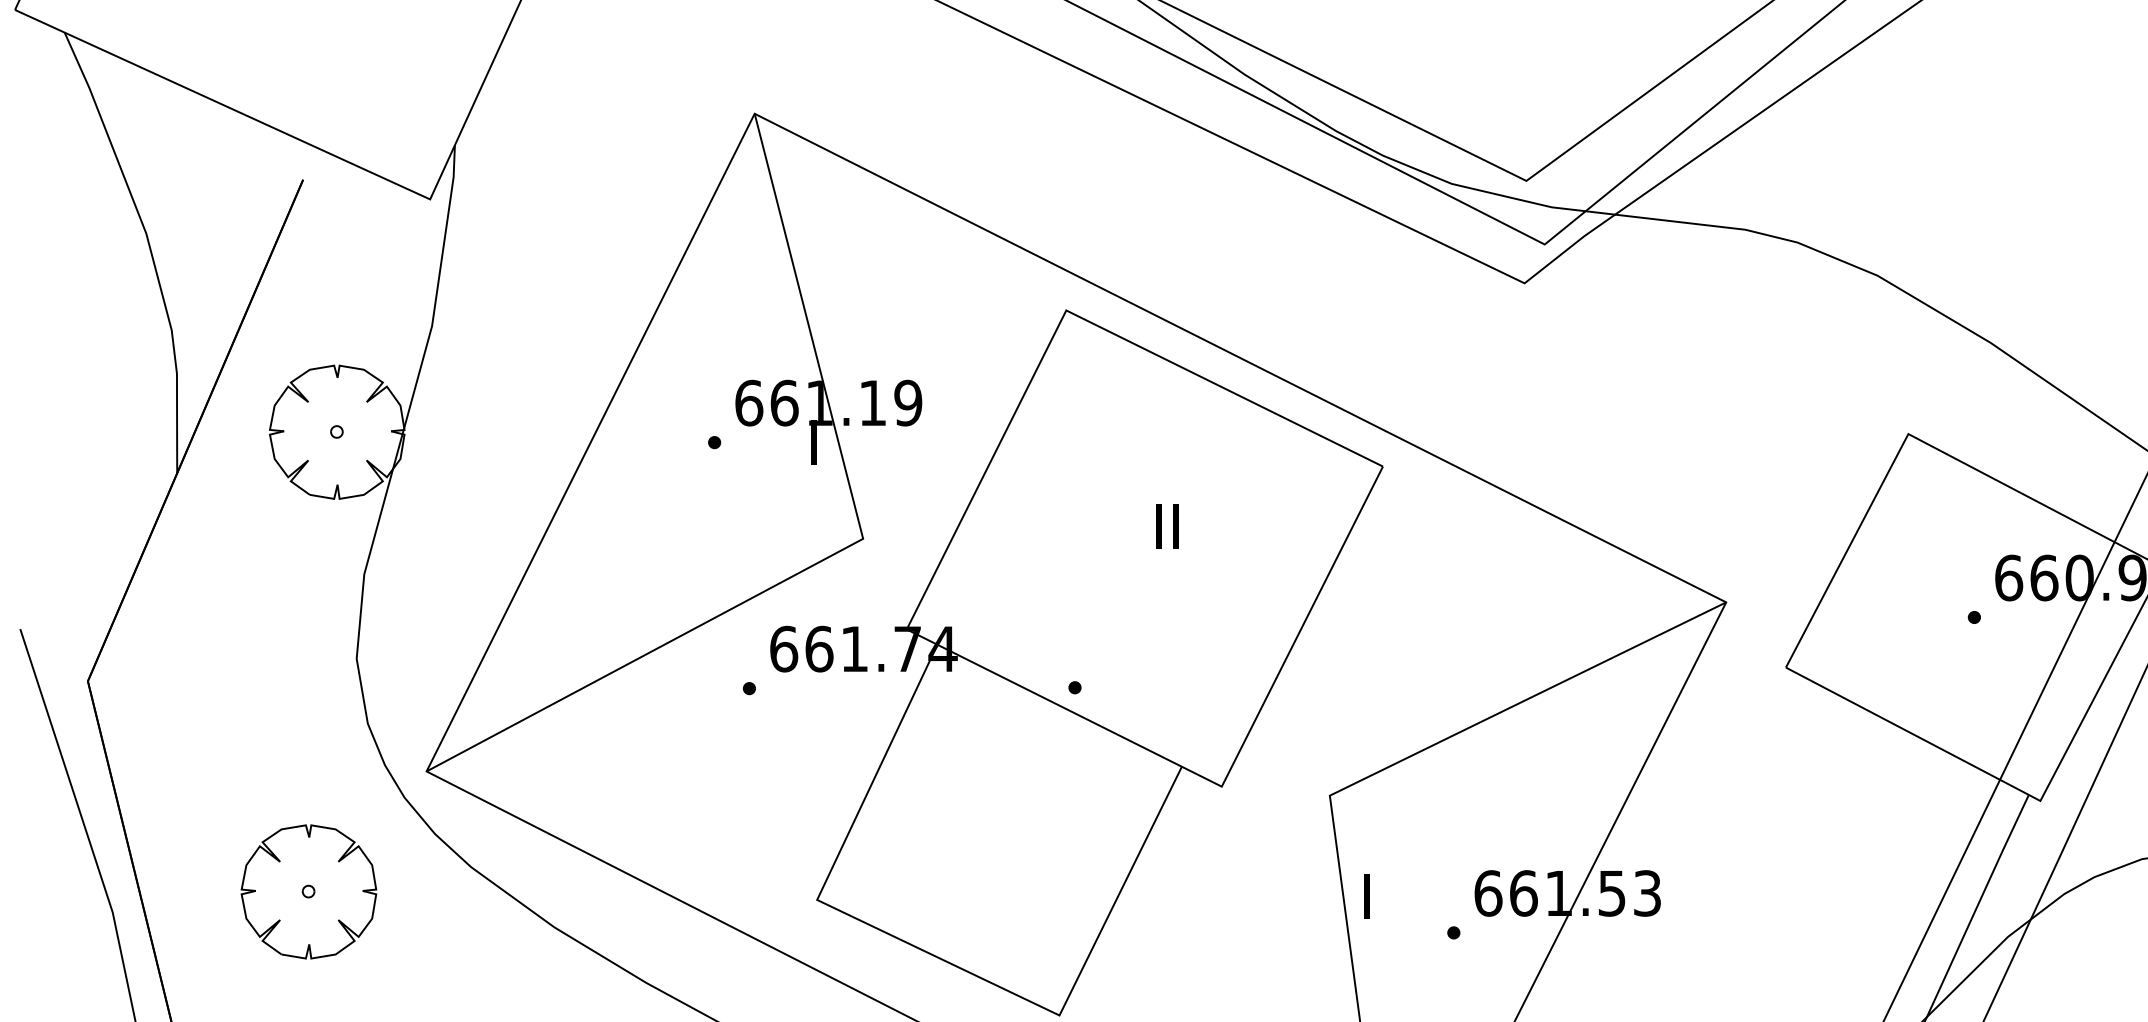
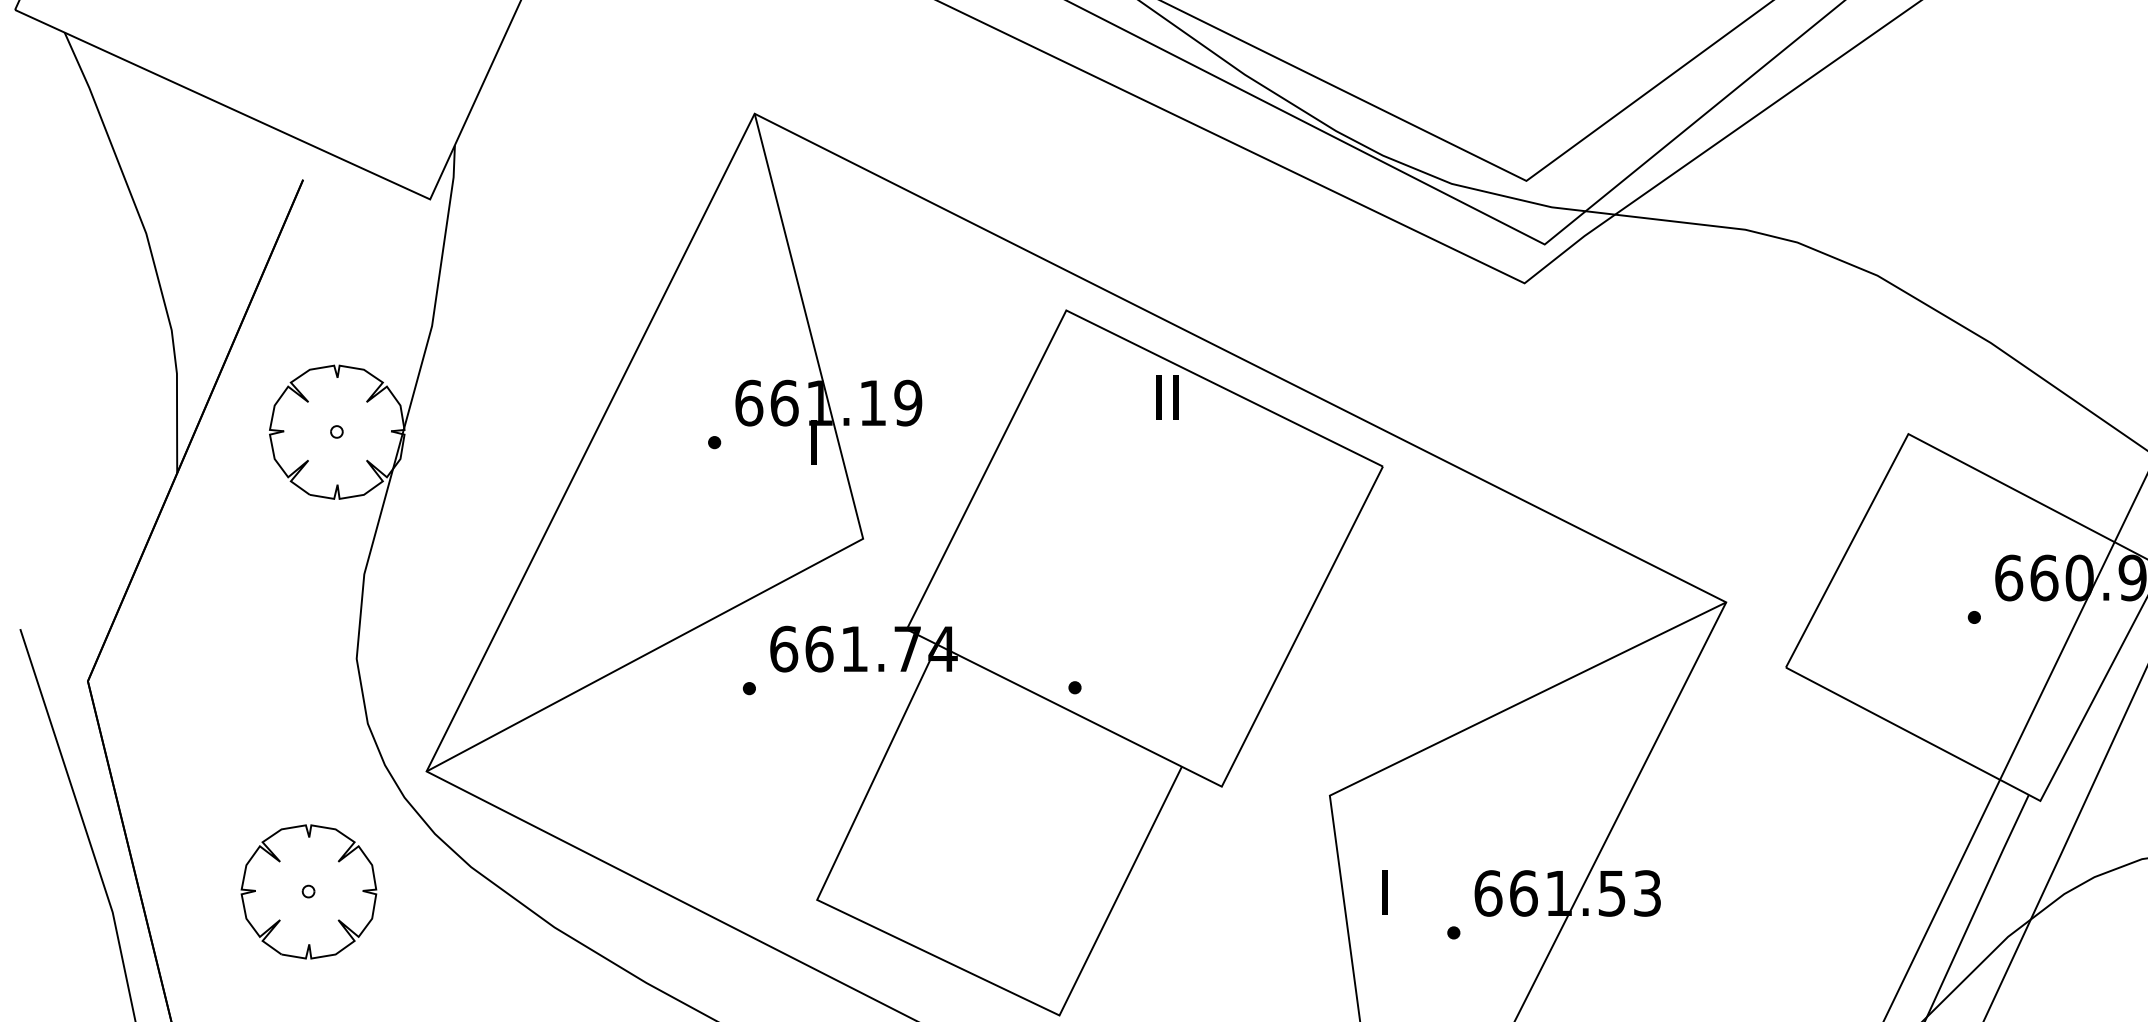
text position: (1167, 526) -> (1167, 397) (1167, 397)
text position: (1366, 896) -> (1384, 892) (1384, 892)
